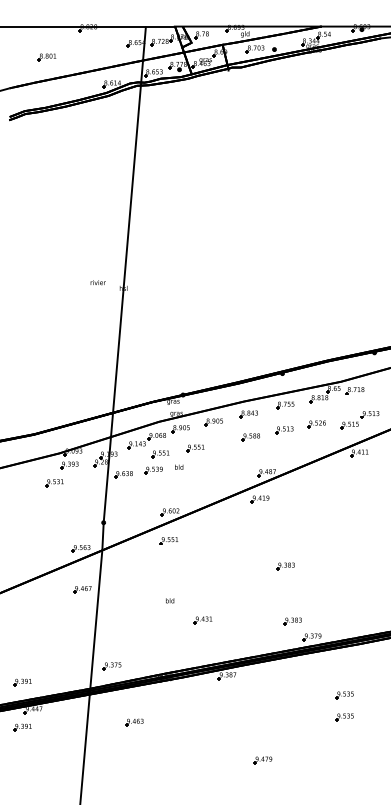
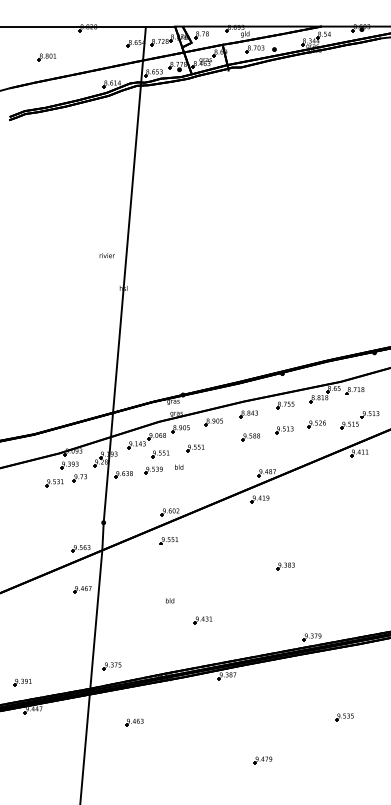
text position: (97, 282) -> (106, 255) (106, 255)
part: none -> present (79, 478)
part: present -> none (292, 621)
part: present -> none (344, 695)
part: present -> none (22, 727)
